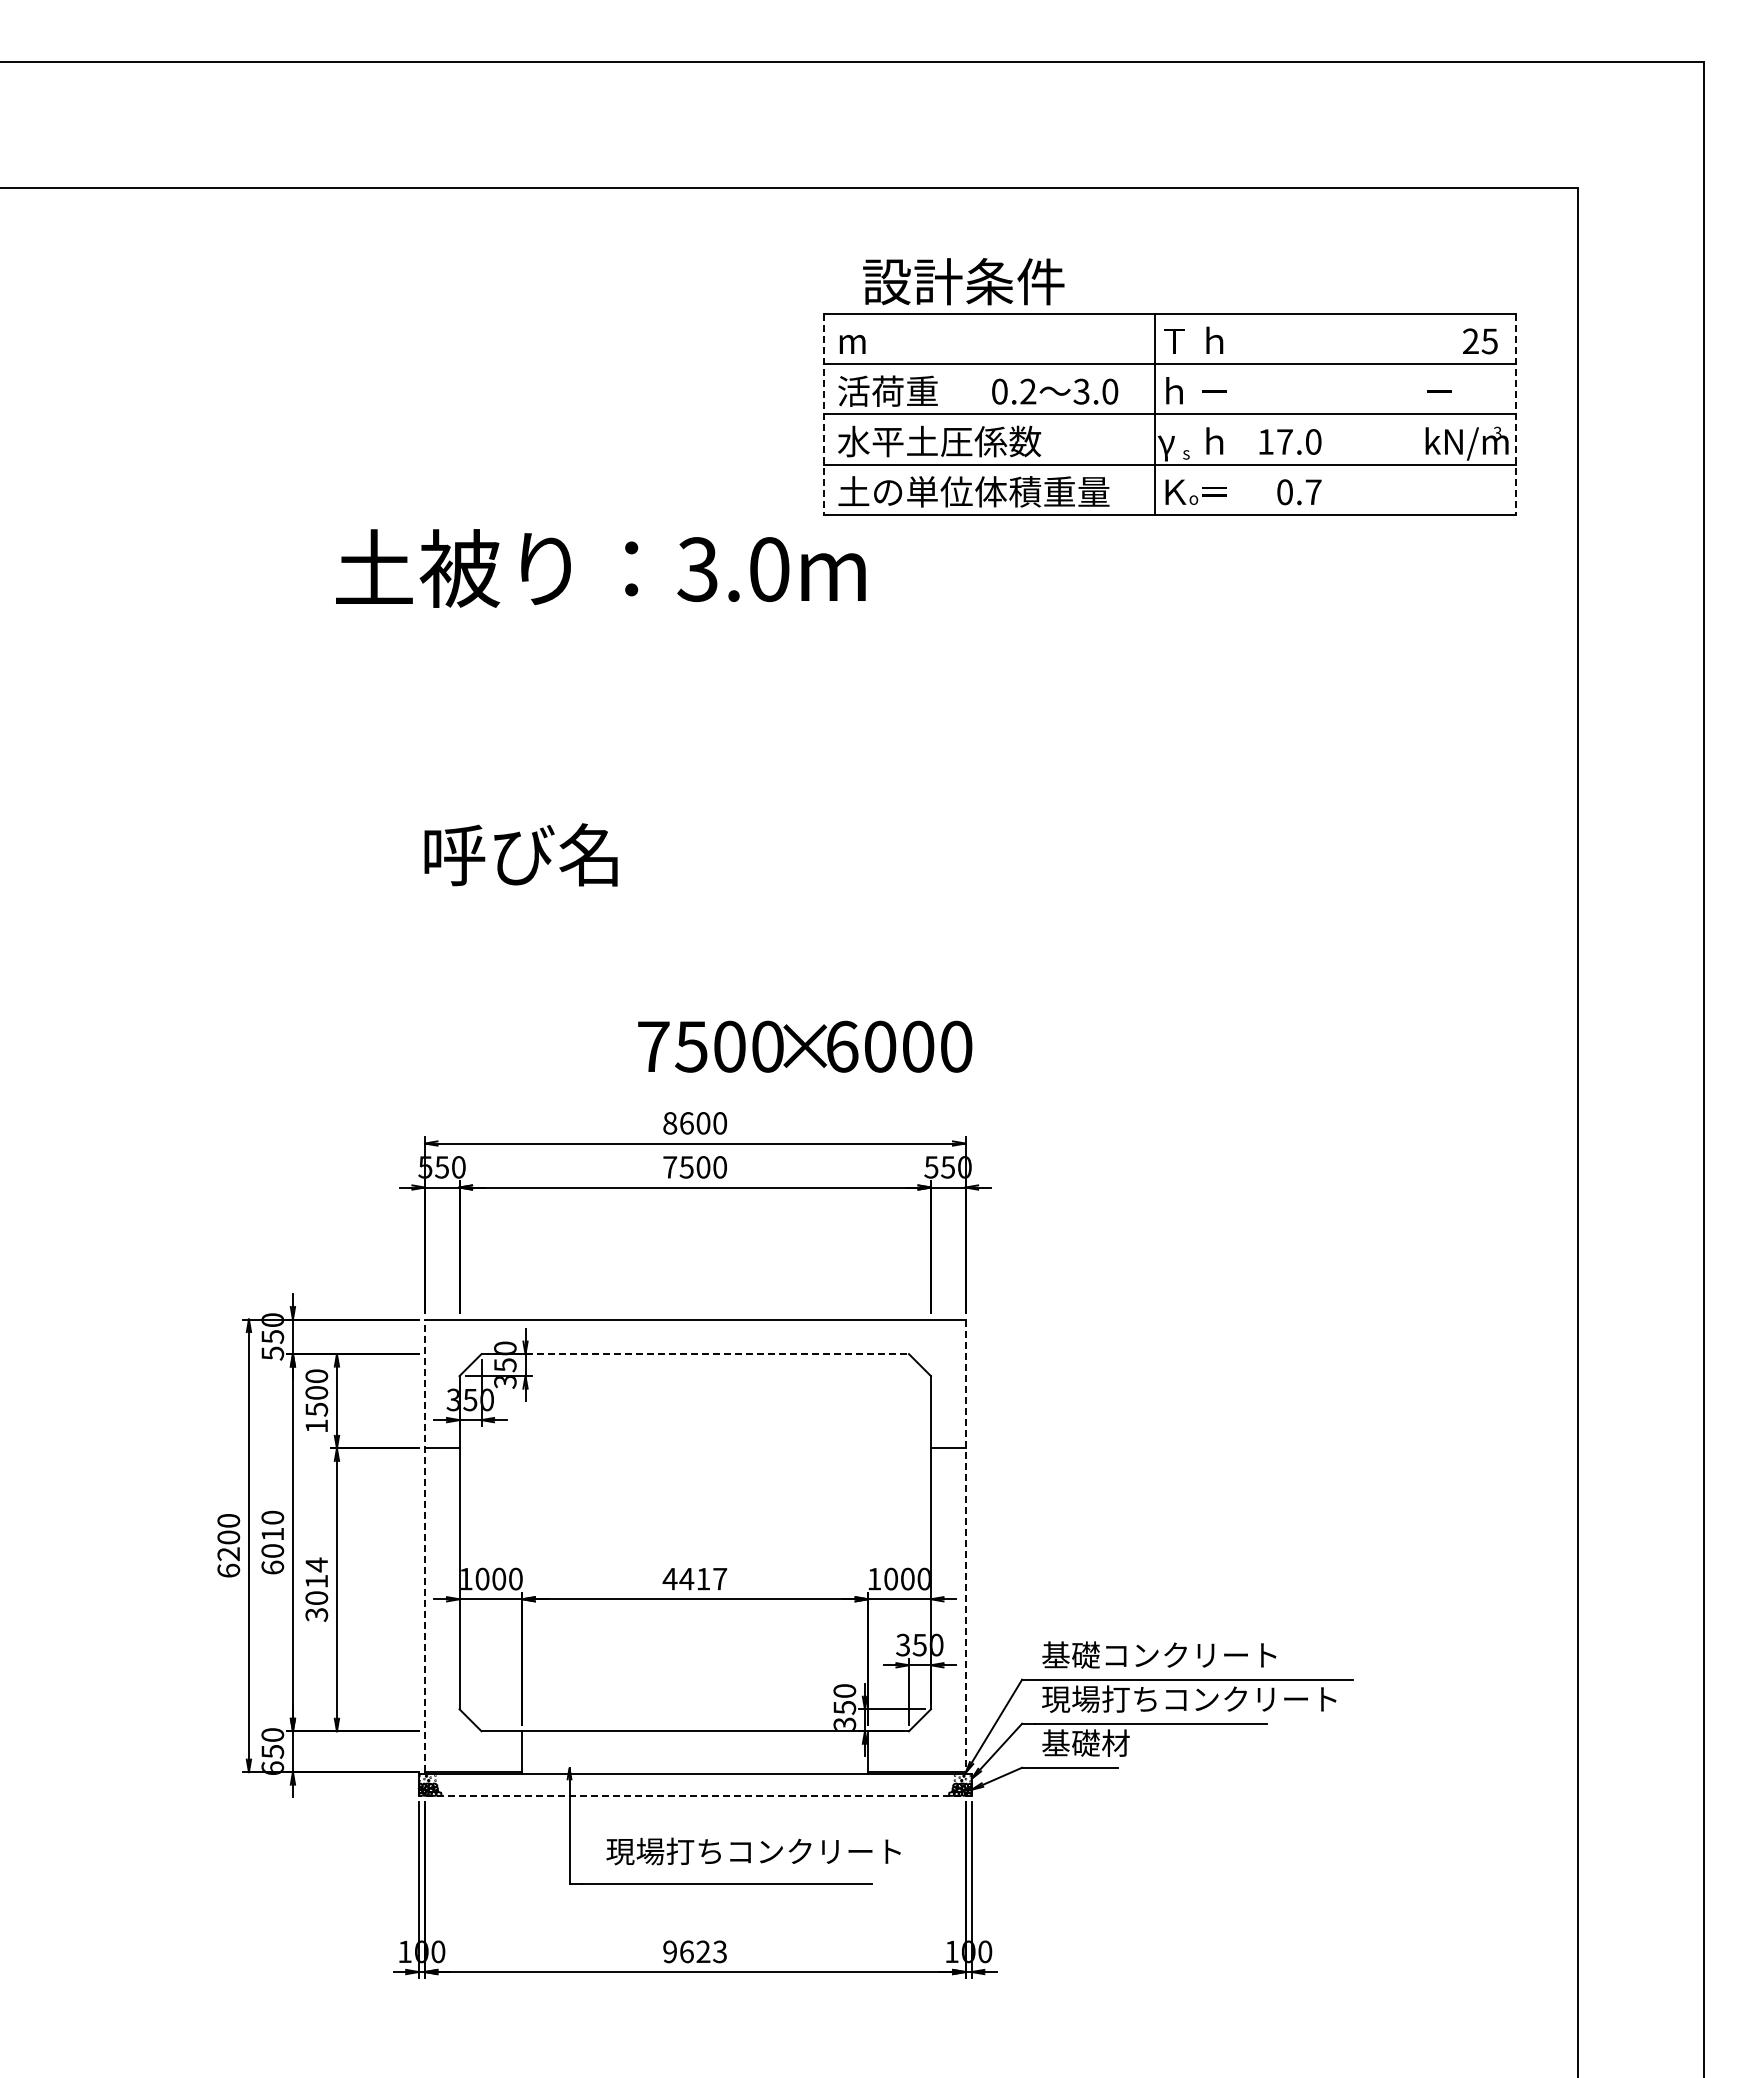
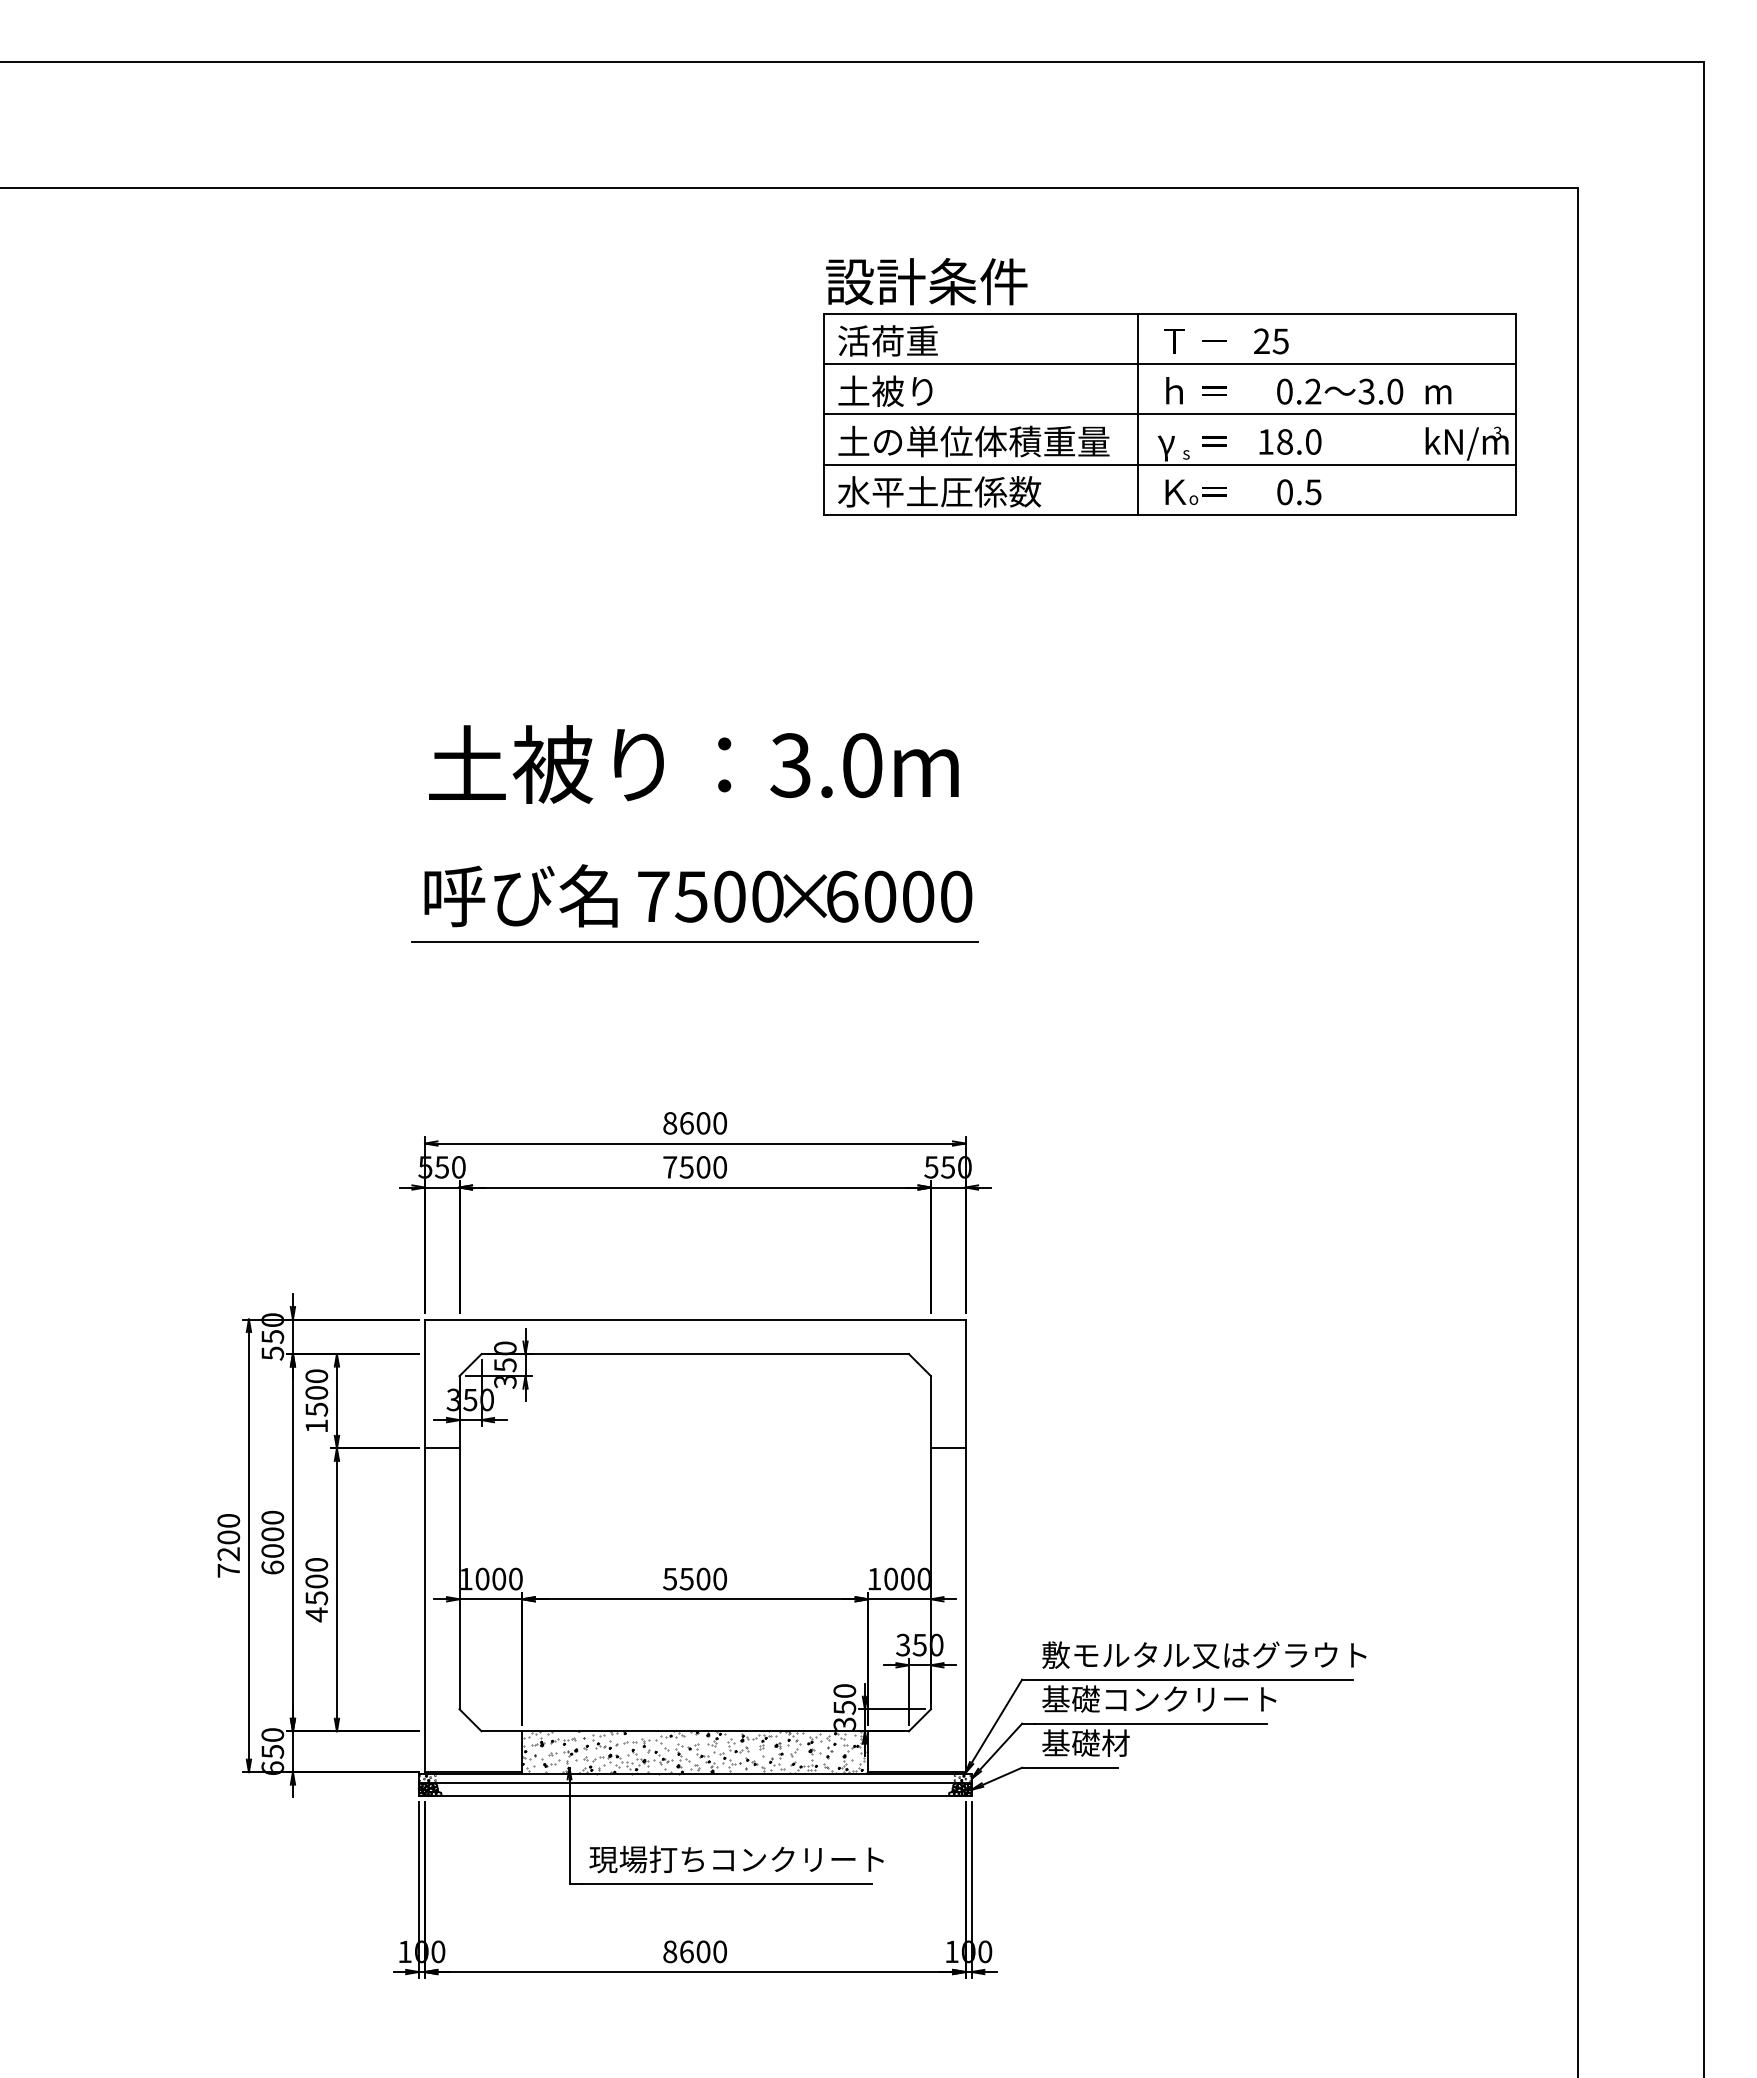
text position: (963, 281) -> (926, 281) (926, 281)
text: ｈ -> － (1214, 339)
text: m -> 活荷重 (887, 340)
text position: (1480, 341) -> (1271, 341) (1271, 341)
text: 活荷重 -> 土被り (887, 390)
text: － -> ＝ (1214, 390)
text position: (1055, 391) -> (1340, 391) (1340, 391)
text: － -> m (1438, 394)
line position: (1155, 413) -> (1138, 413) (1138, 413)
line: dashed -> solid (824, 414)
line: dashed -> solid (1515, 414)
text: ｈ -> ＝ (1214, 440)
text: 水平土圧係数 -> 土の単位体積重量 (973, 441)
text: 17.0 -> 18.0 (1284, 441)
text: 土の単位体積重量 -> 水平土圧係数 (973, 491)
text: 0.7 -> 0.5 (1313, 492)
text position: (600, 568) -> (693, 764) (693, 764)
text position: (520, 854) -> (520, 895) (520, 895)
line: none -> present (695, 942)
text position: (805, 1046) -> (805, 896) (805, 896)
line: dashed -> solid (695, 1354)
text: 6010 -> 6000 (272, 1534)
line: dashed -> solid (424, 1545)
line: dashed -> solid (965, 1546)
text: 6200 -> 7200 (228, 1570)
text: 4417 -> 5500 (694, 1578)
text: 3014 -> 4500 (316, 1589)
text: 基礎コンクリート -> 敷モルタル又はグラウト (1204, 1654)
text: 現場打ちコンクリート -> 基礎コンクリート (1189, 1698)
hatch: none -> present (693, 1752)
line: none -> present (694, 1783)
line: dashed -> solid (695, 1796)
text position: (753, 1851) -> (736, 1859) (736, 1859)
text: 9623 -> 8600 (694, 1951)
